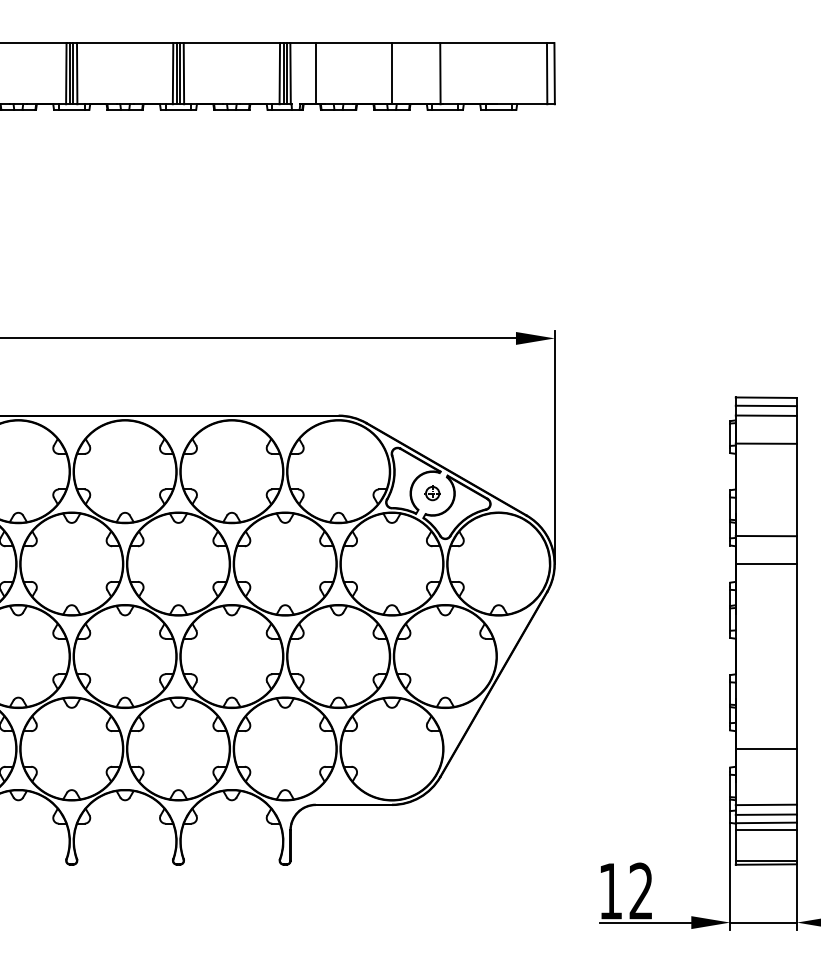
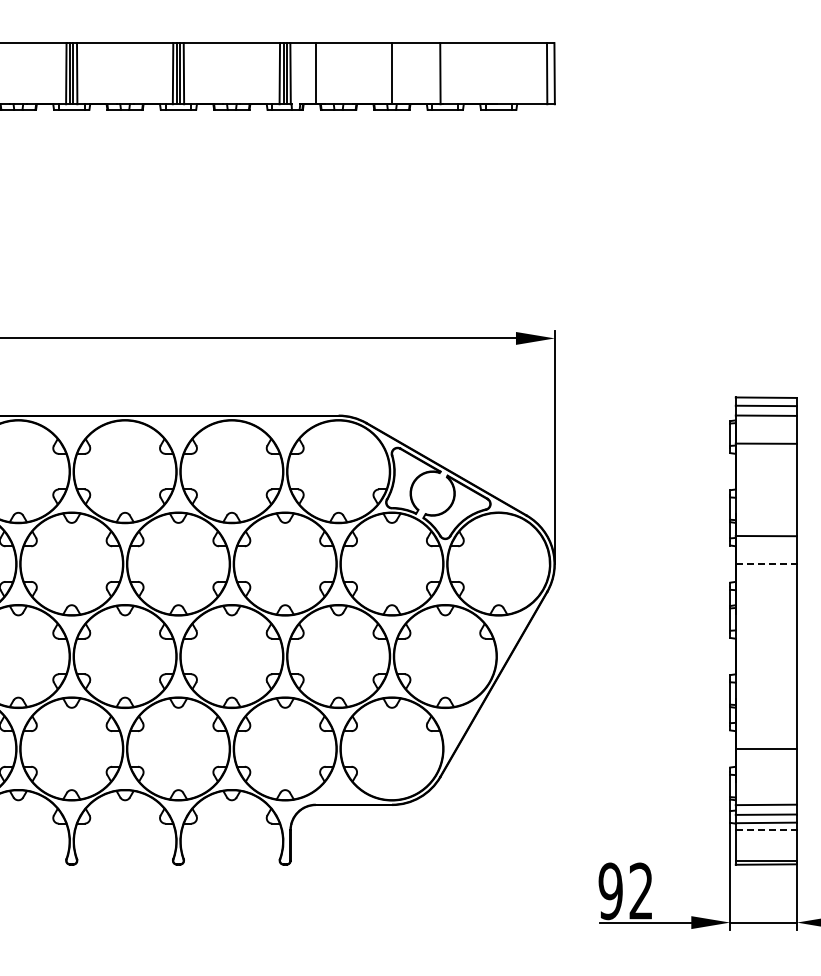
part: present -> none (432, 493)
line: solid -> dashed (766, 564)
line: solid -> dashed (766, 830)
text: 12 -> 92 (610, 891)
